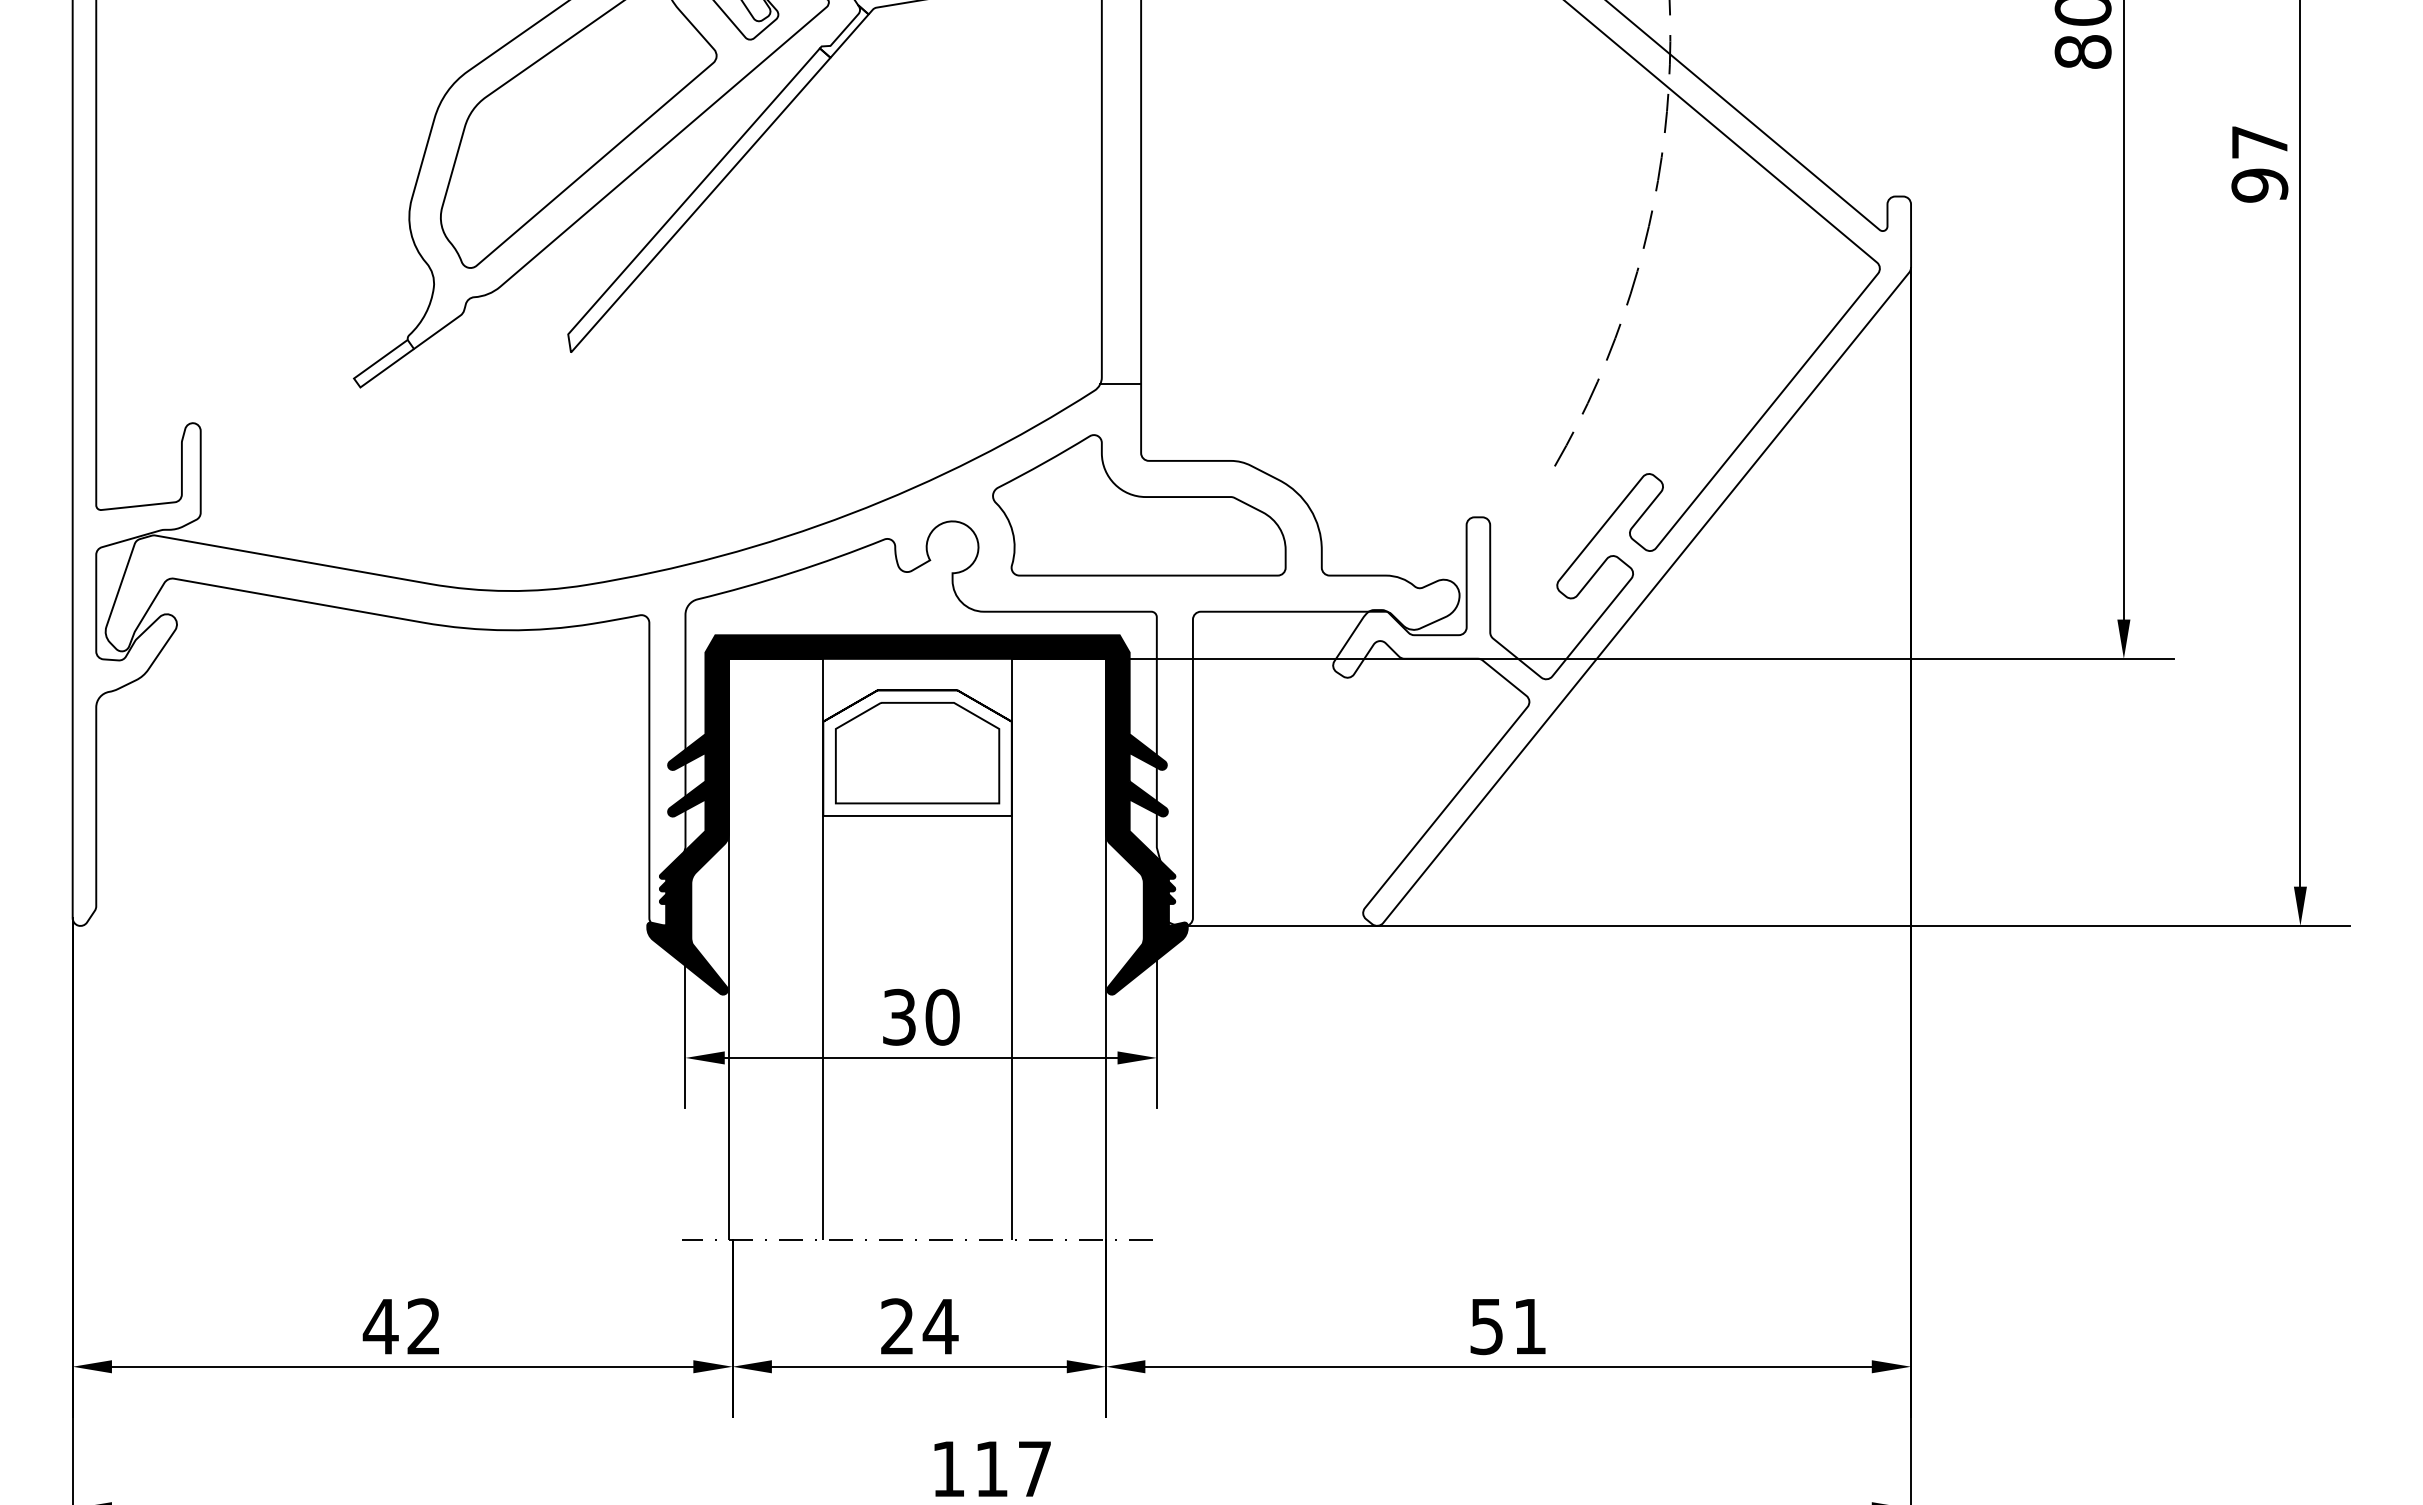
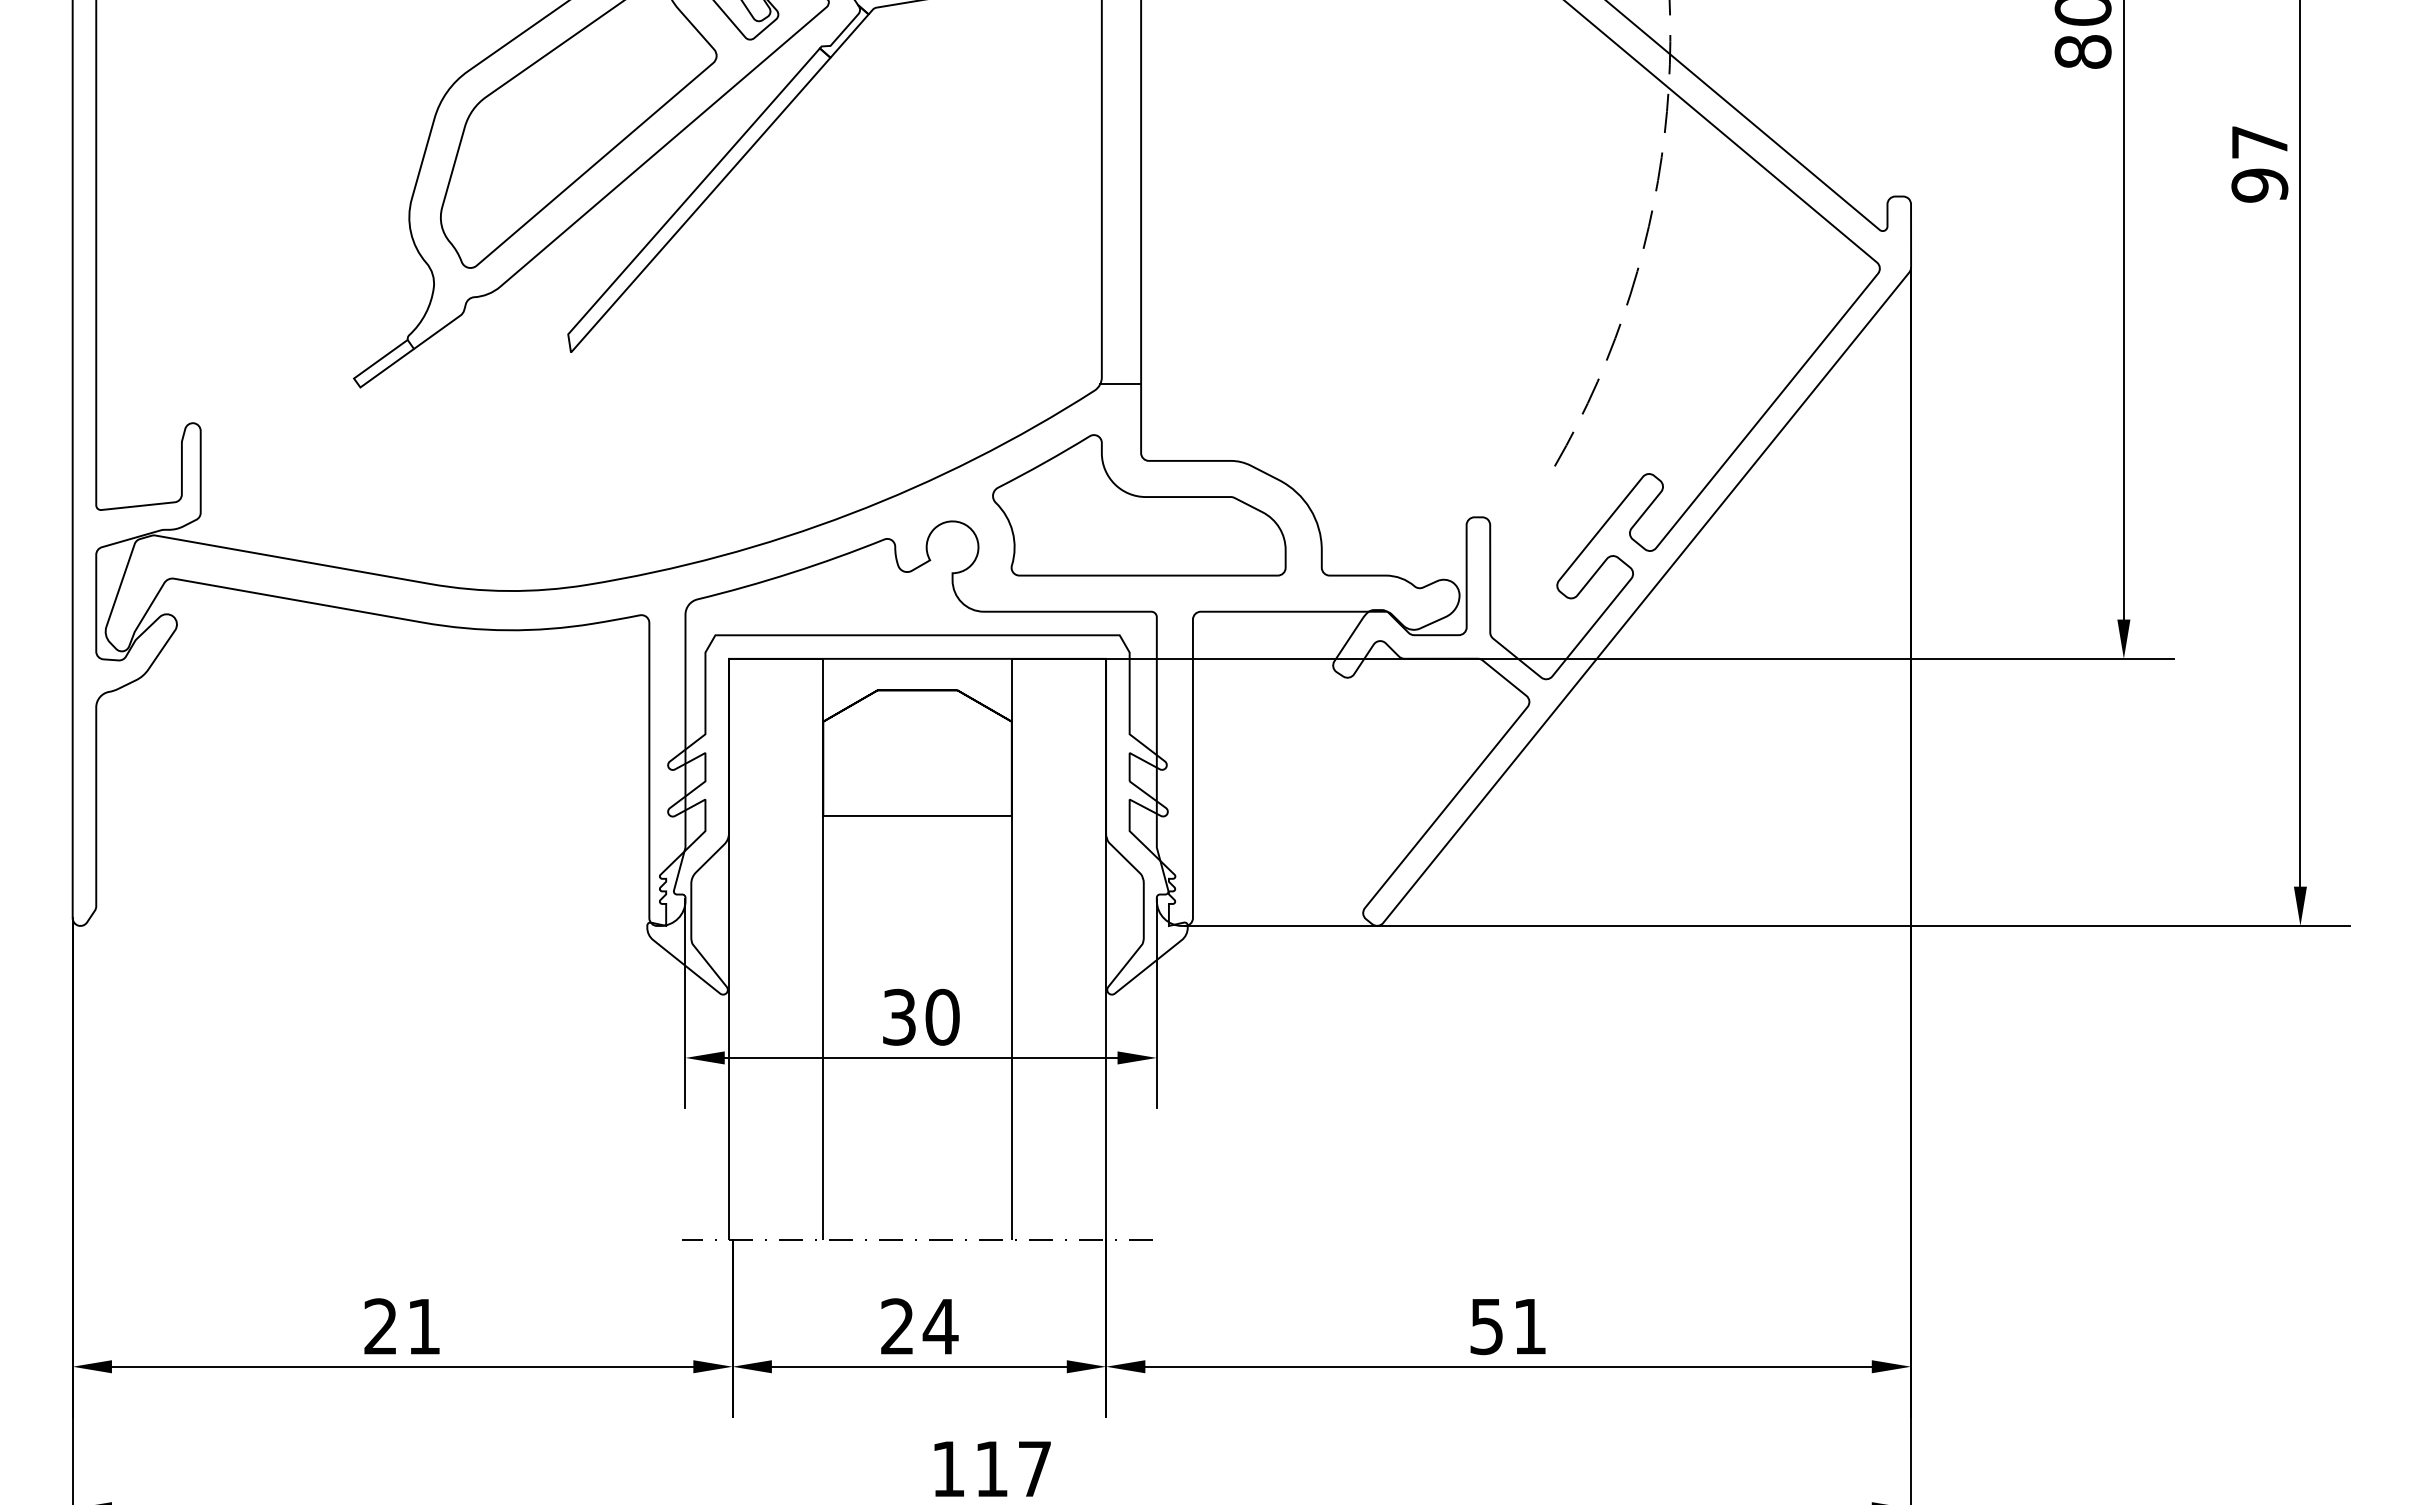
part: present -> none (917, 753)
fill: present -> none (917, 814)
text: 42 -> 21 (400, 1326)
